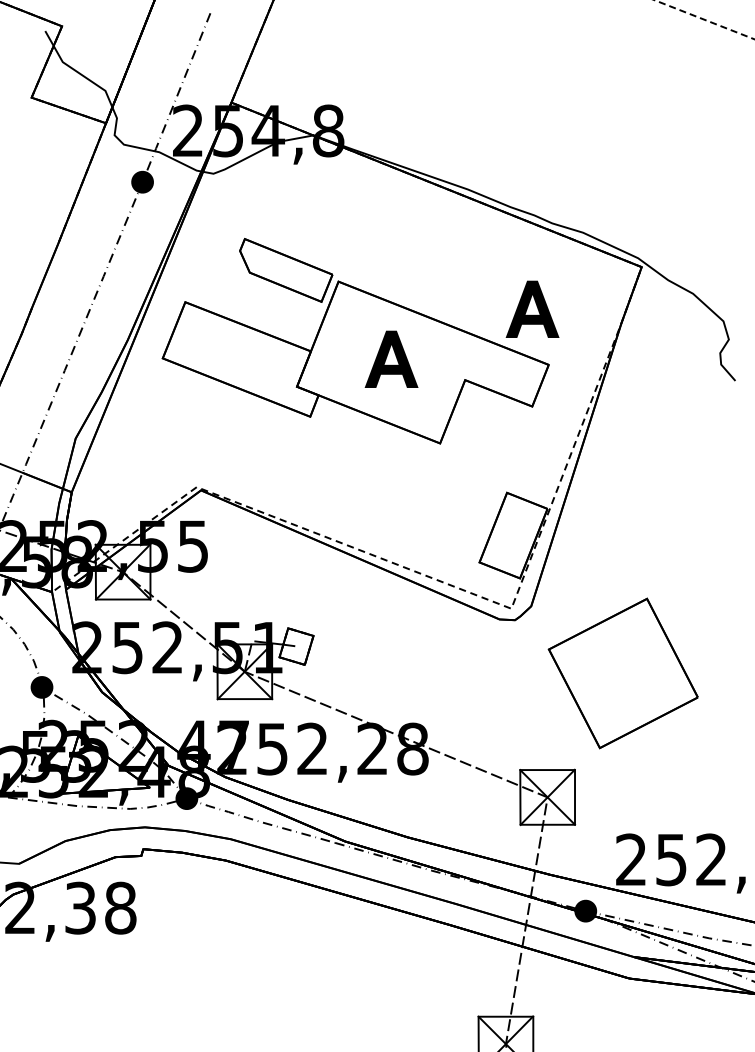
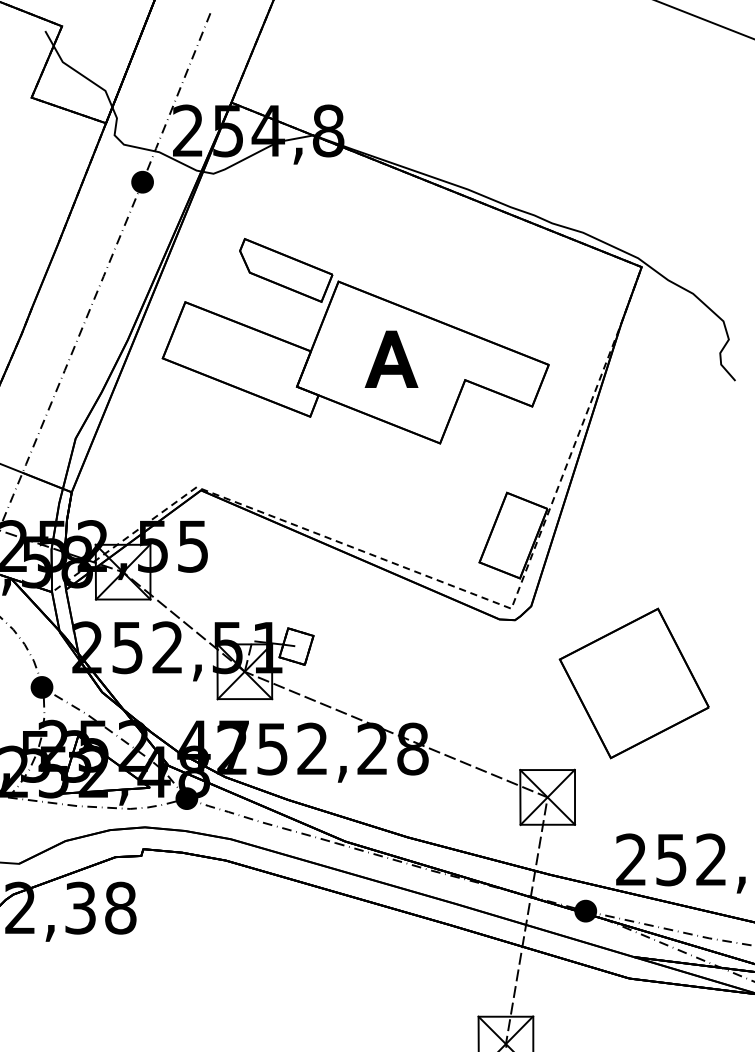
line: dashed -> solid (703, 19)
part: present -> none (532, 308)
part position: (622, 673) -> (633, 683) (633, 683)
